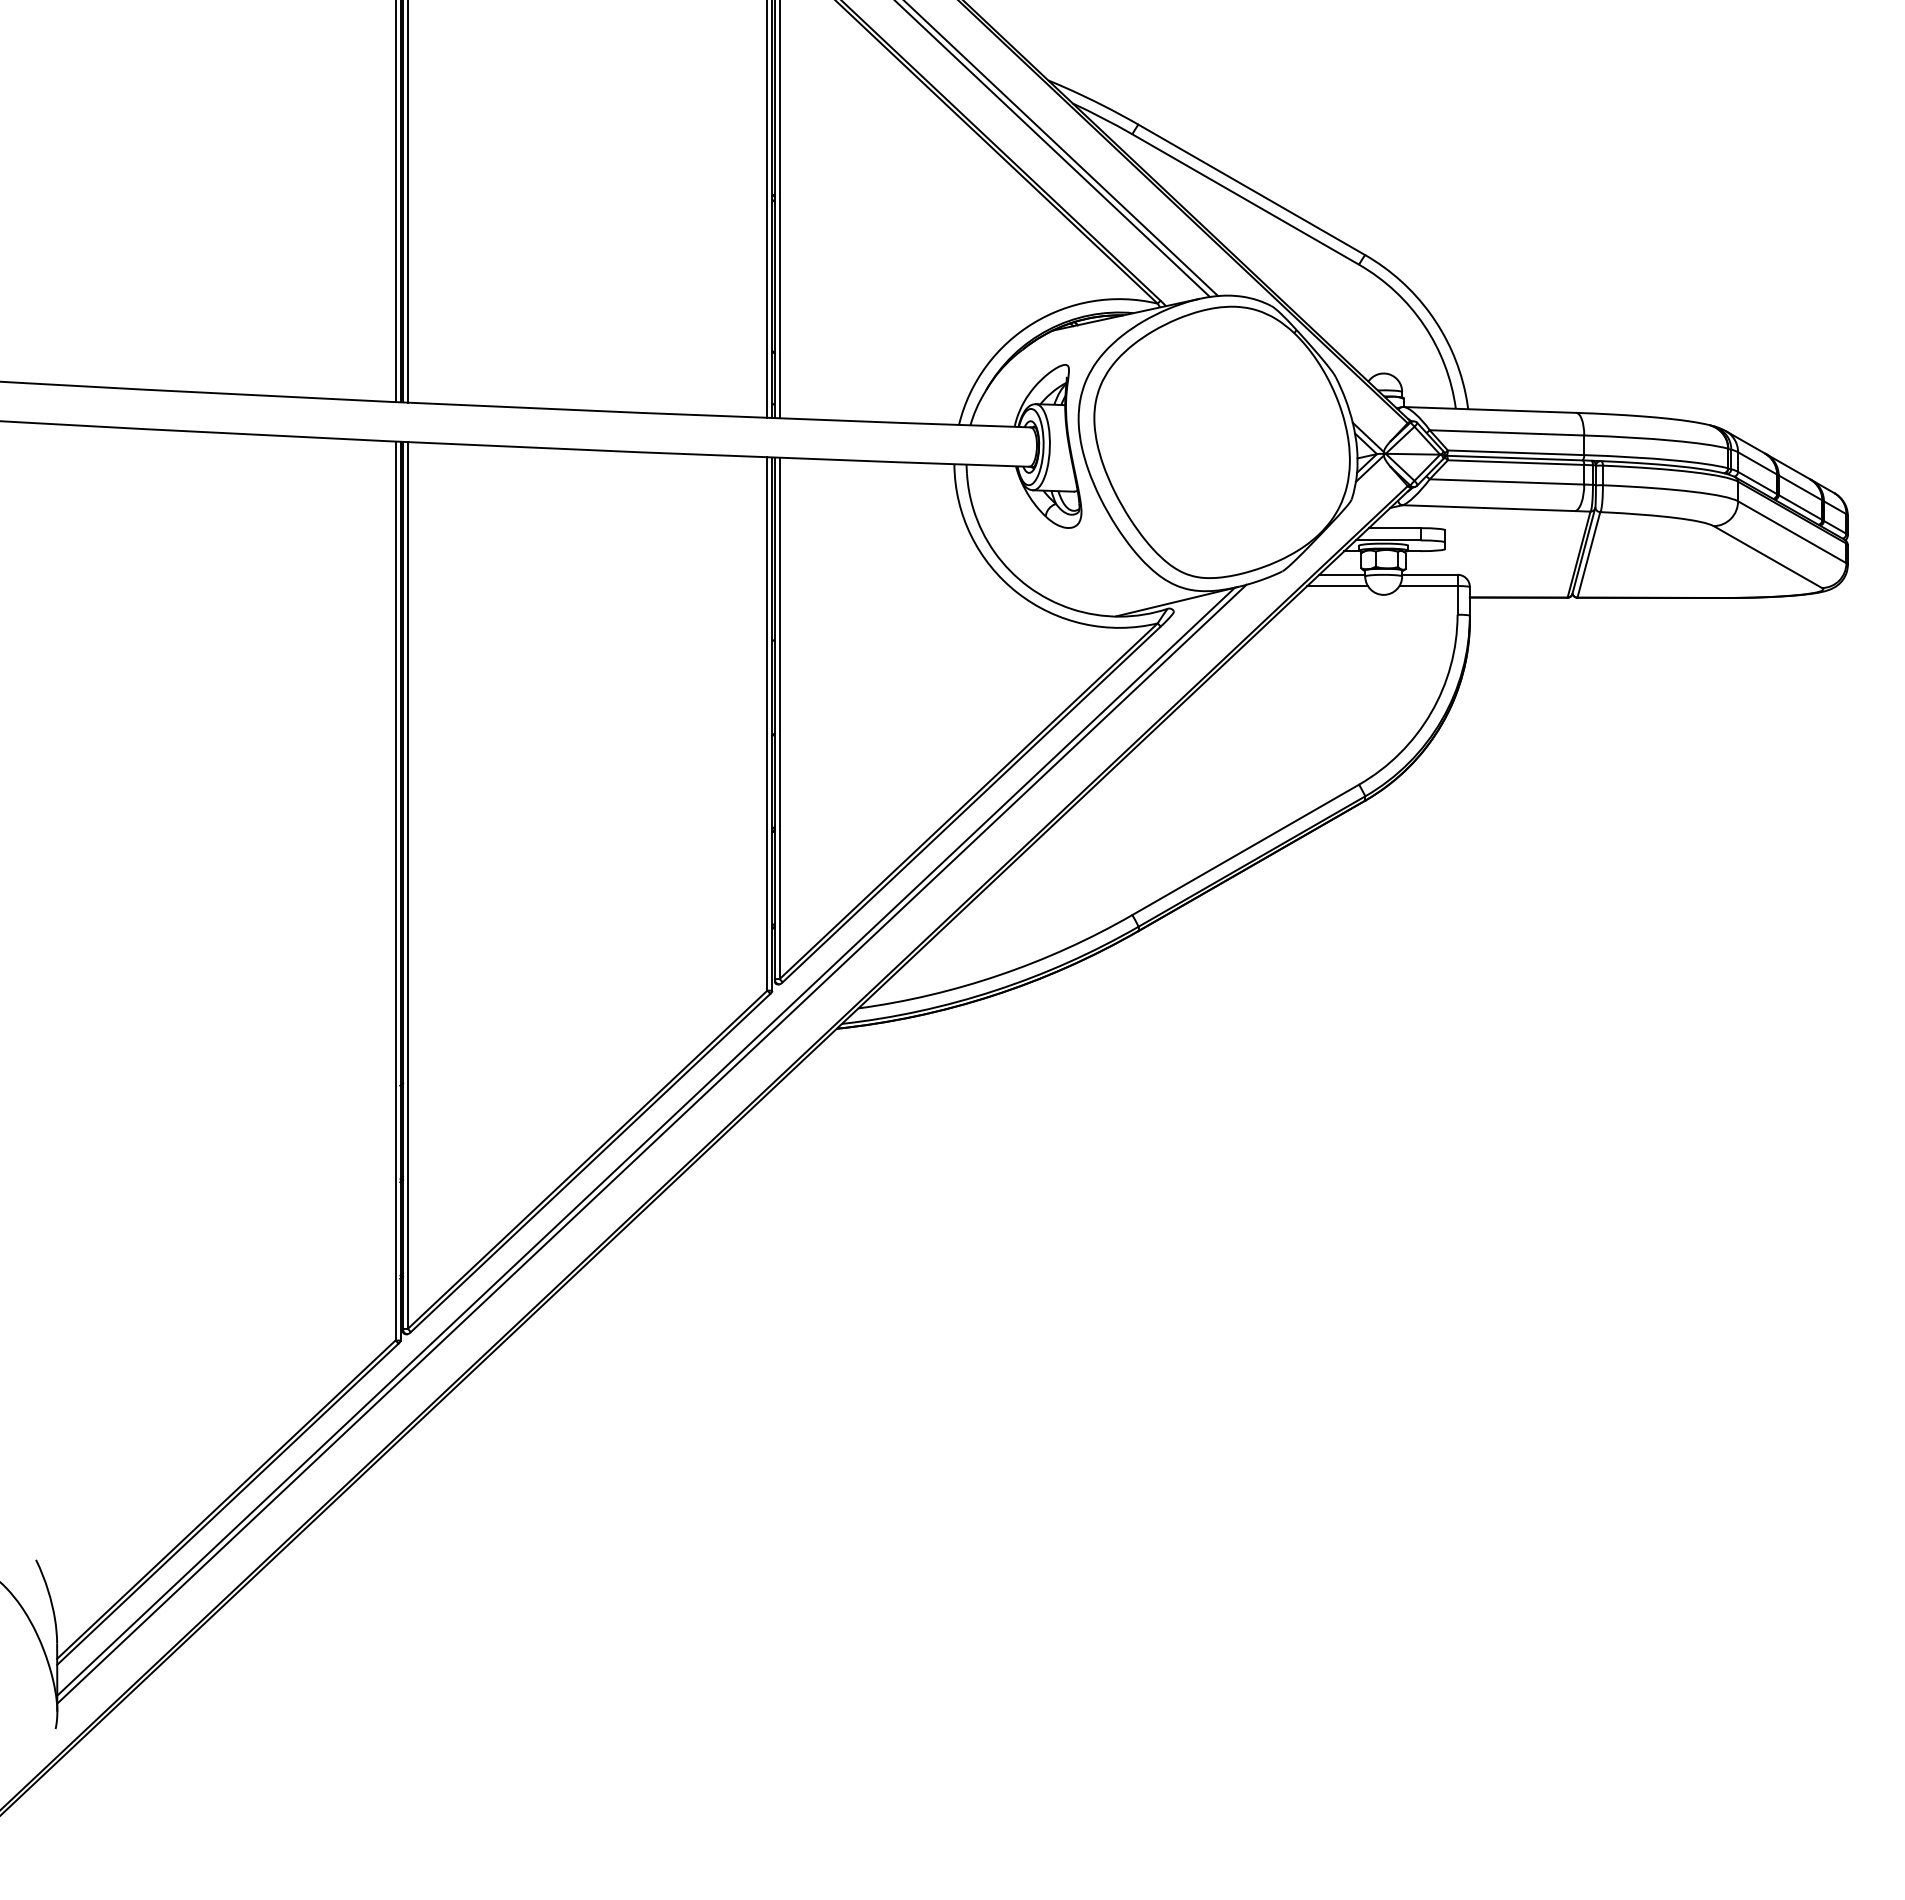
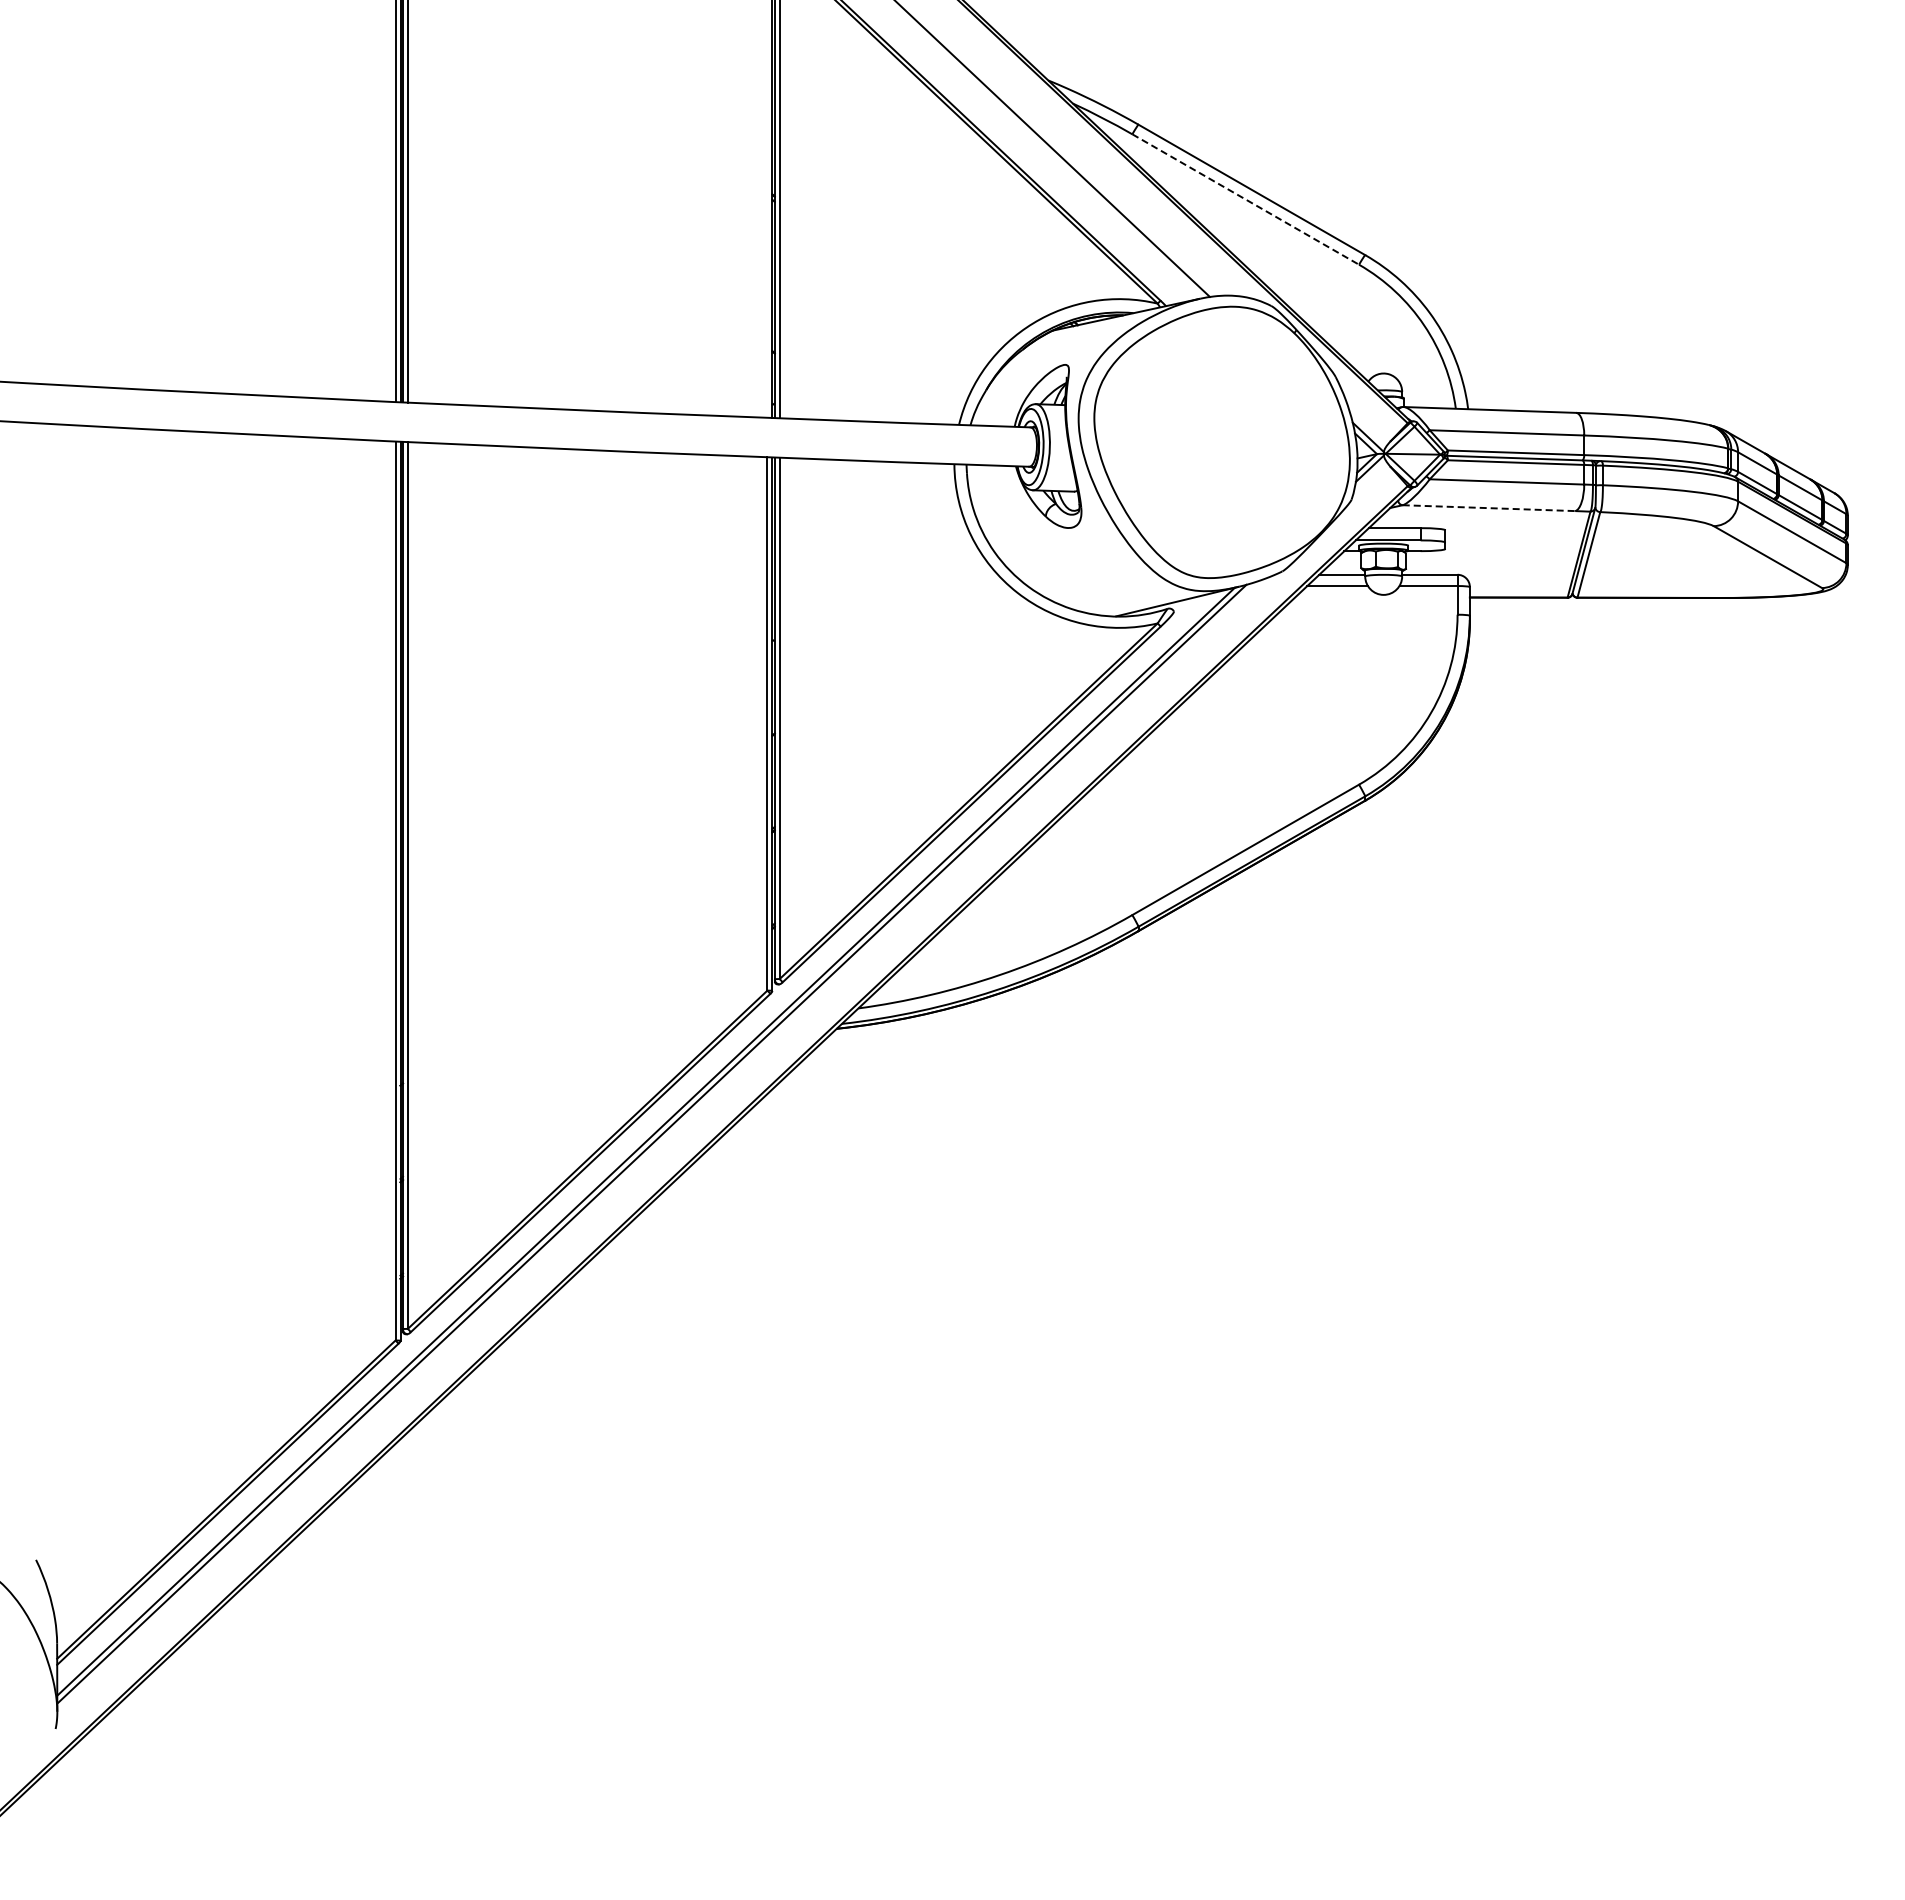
line: present -> none (1062, 149)
line: solid -> dashed (1245, 199)
line: present -> none (767, 209)
line: solid -> dashed (1489, 508)
